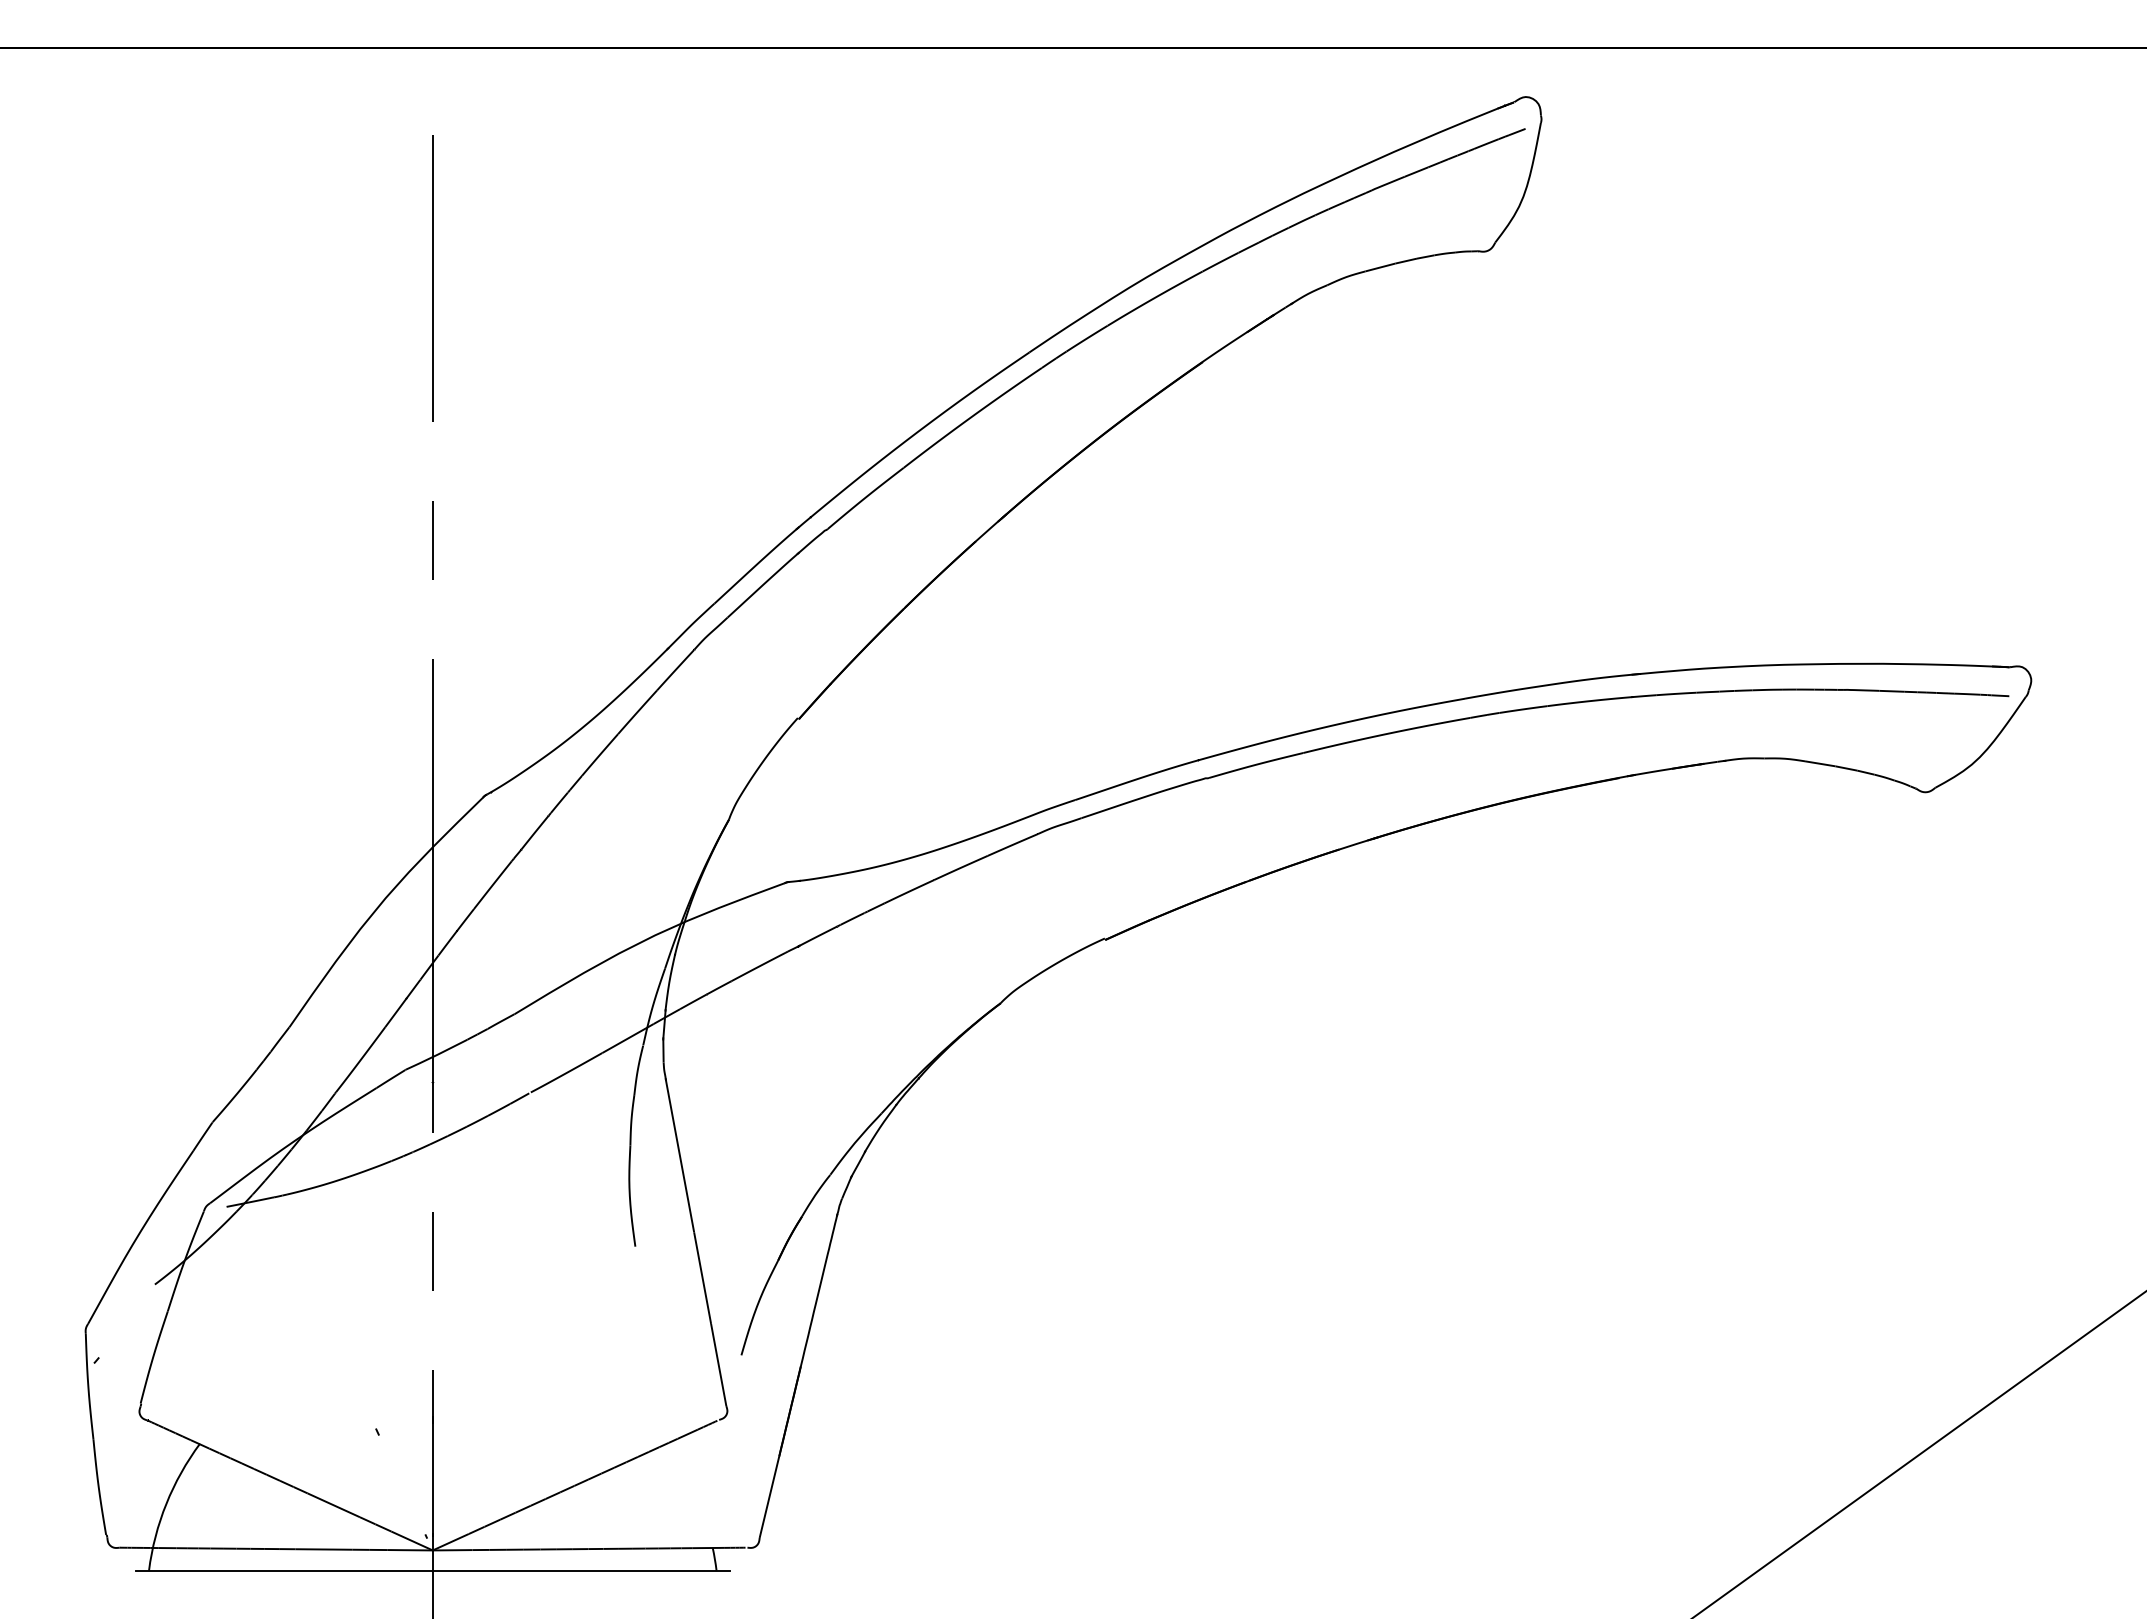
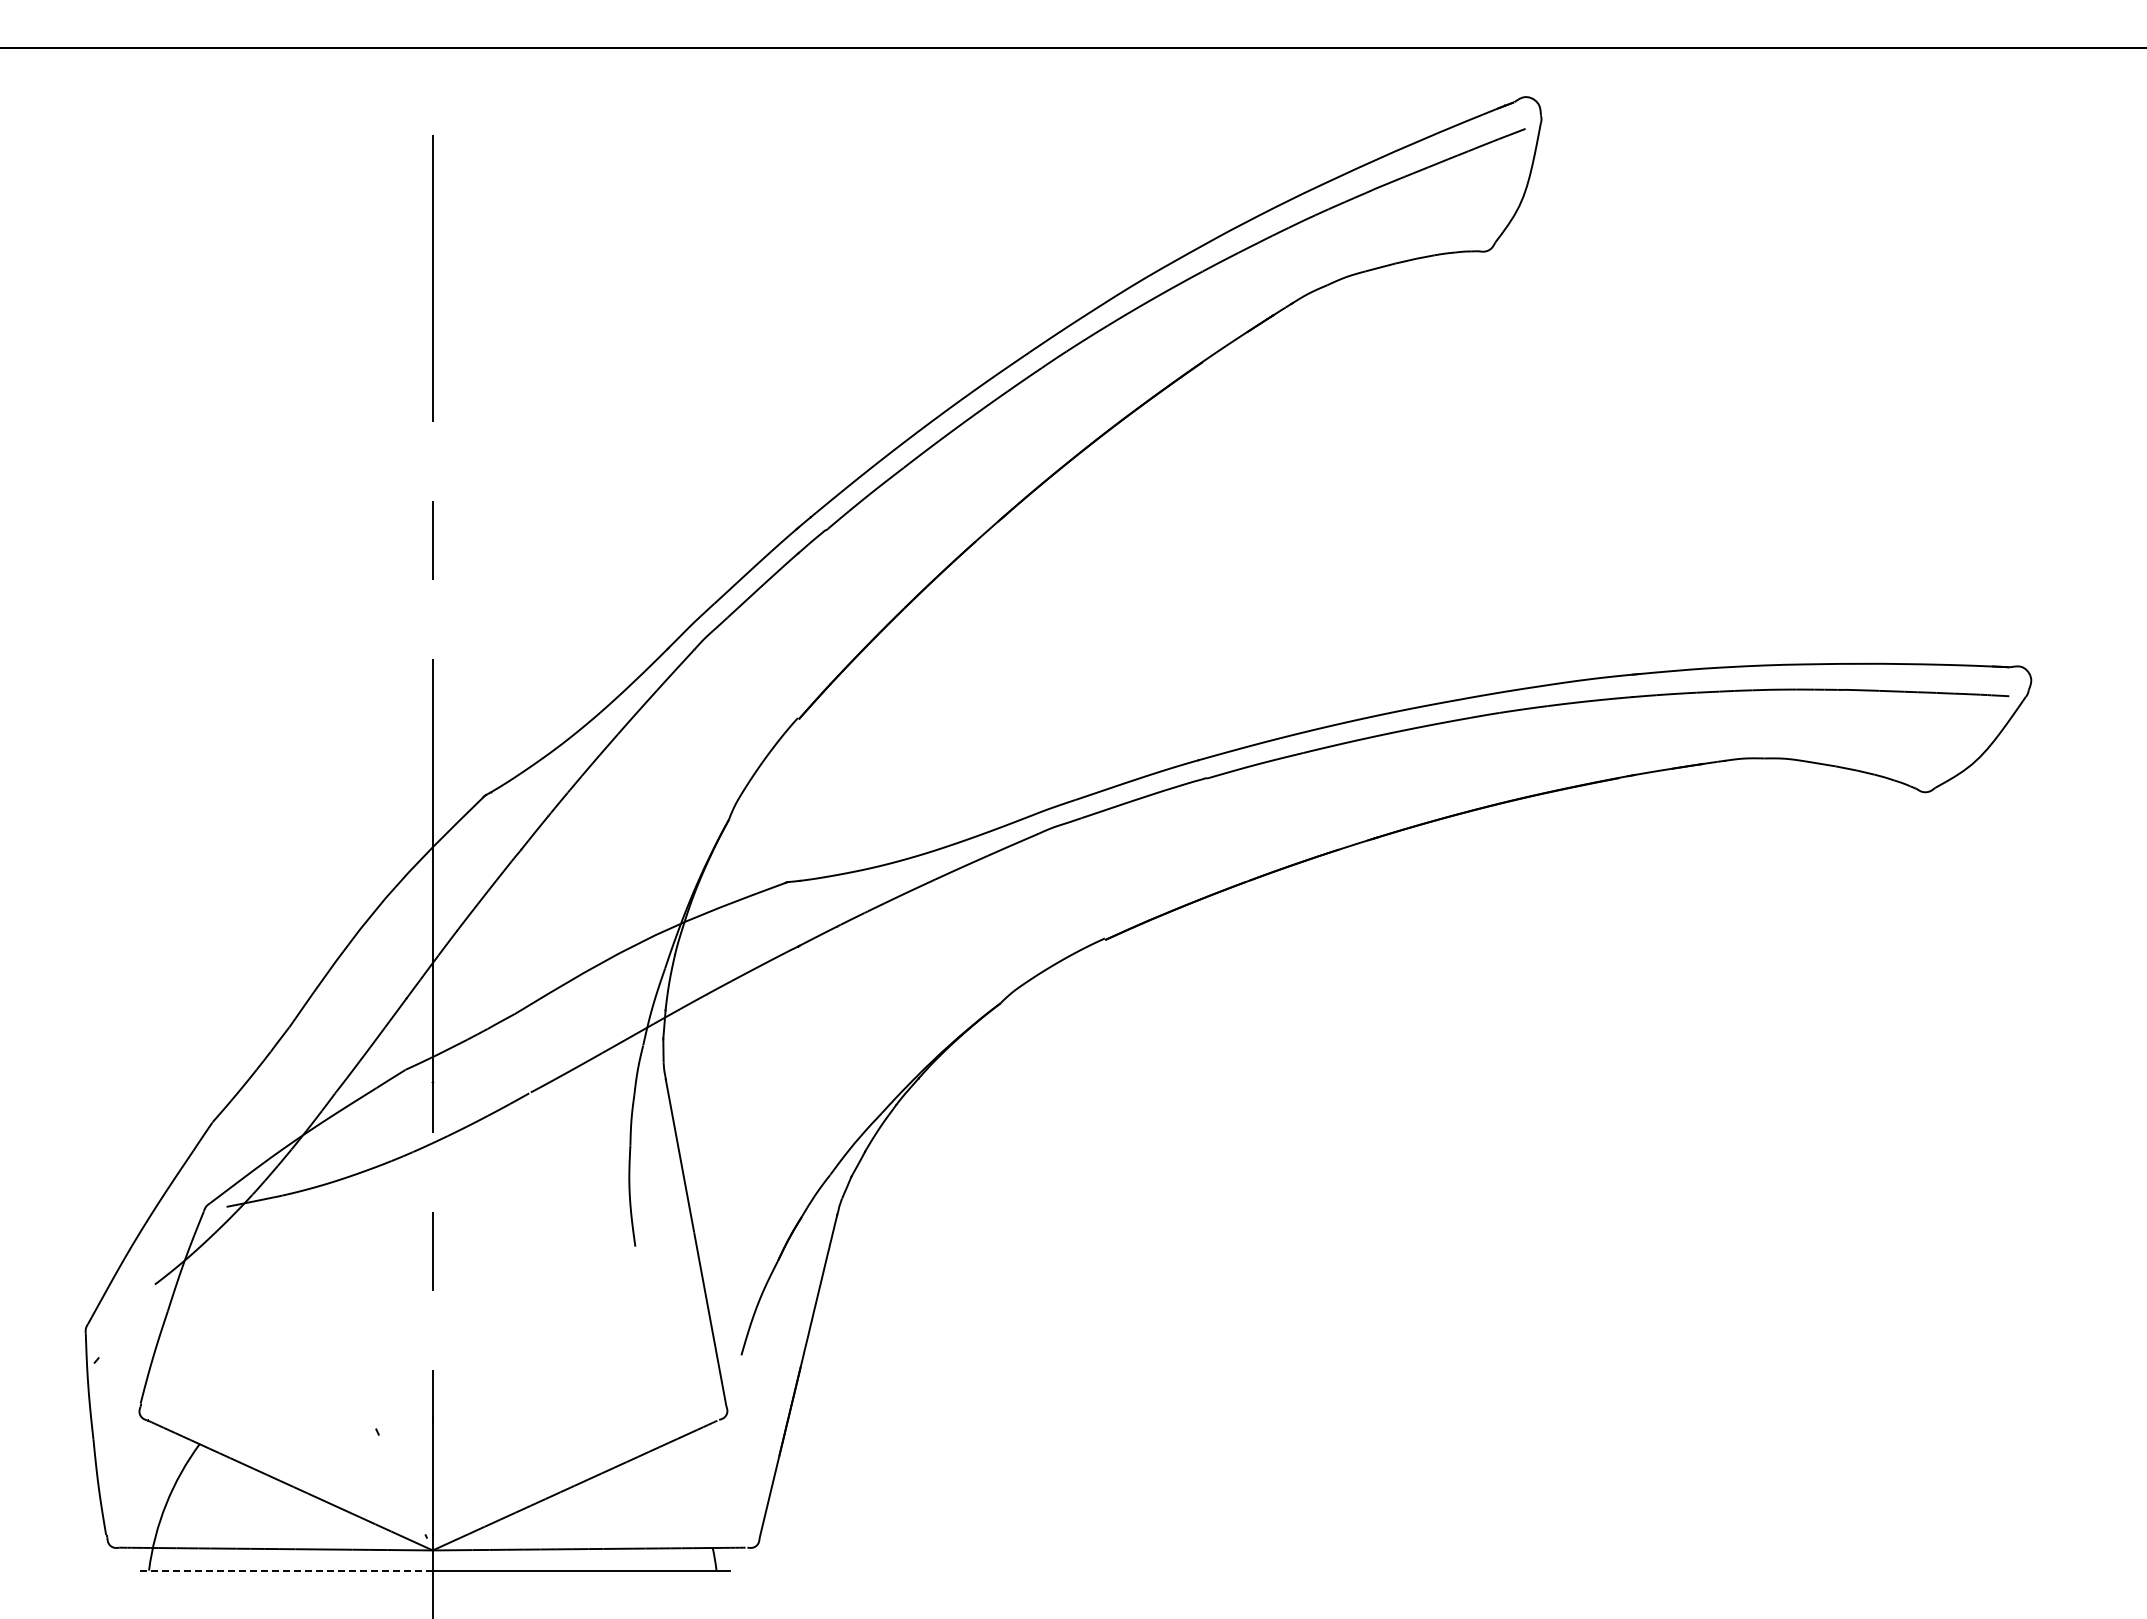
line: present -> none (1919, 1453)
line: solid -> dashed (284, 1570)
